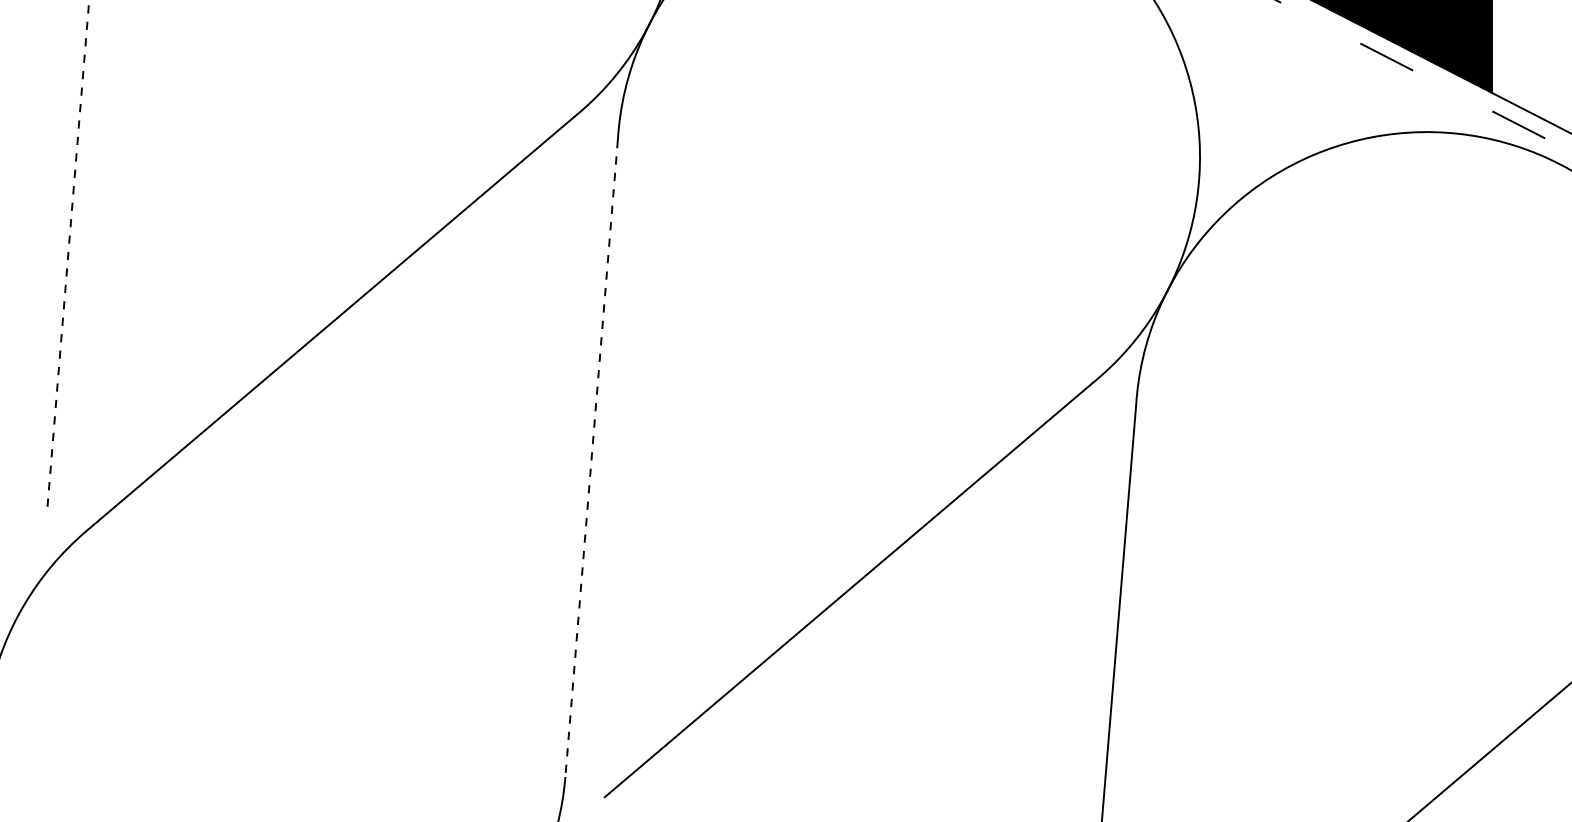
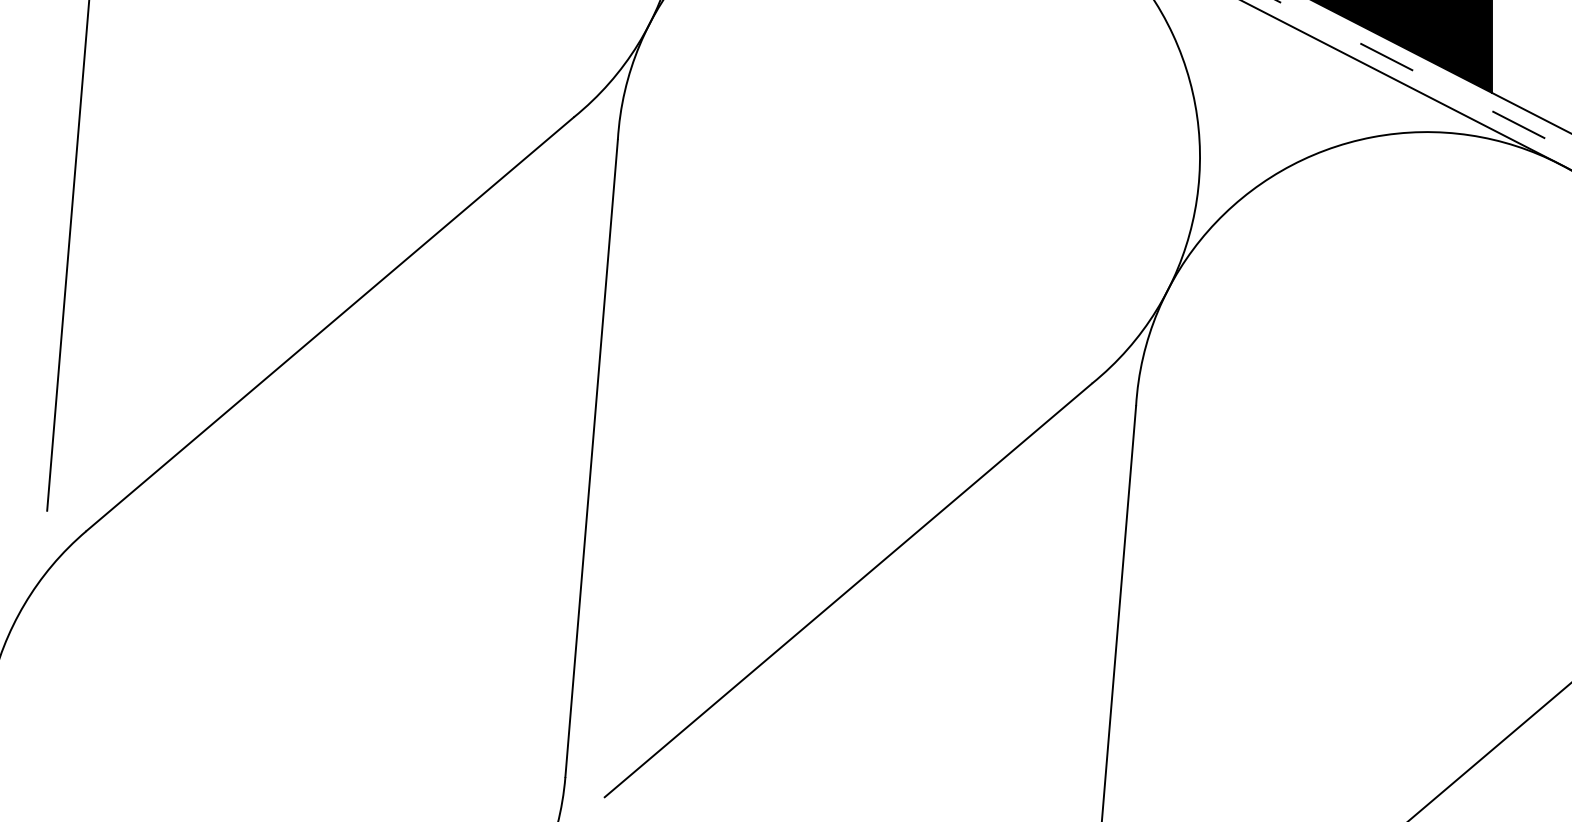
line: none -> present (1406, 85)
line: dashed -> solid (68, 255)
line: dashed -> solid (591, 458)
